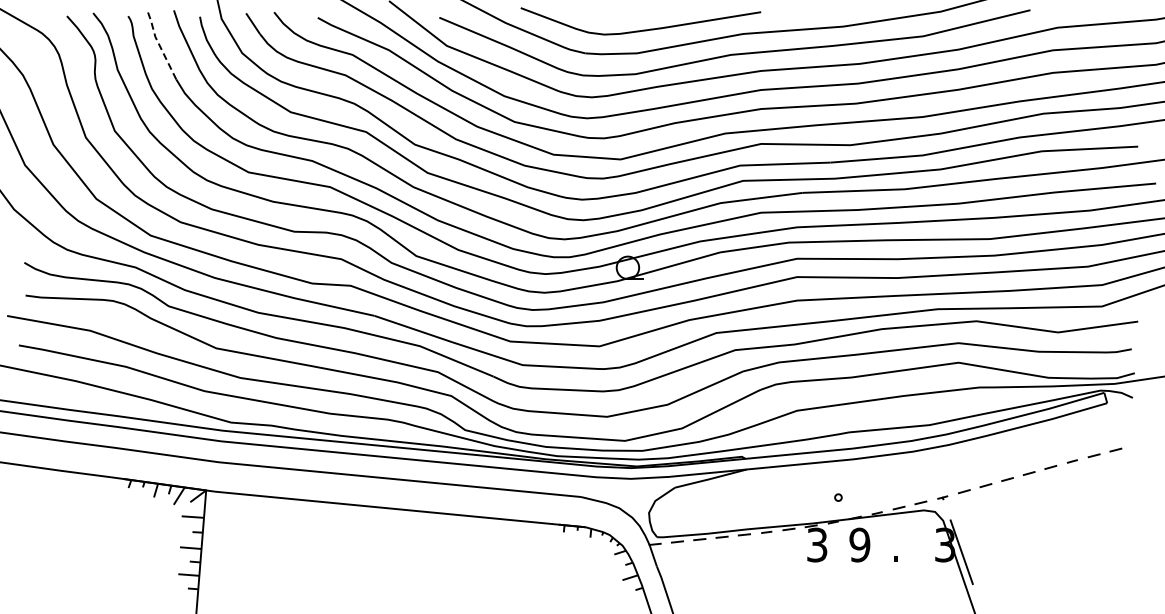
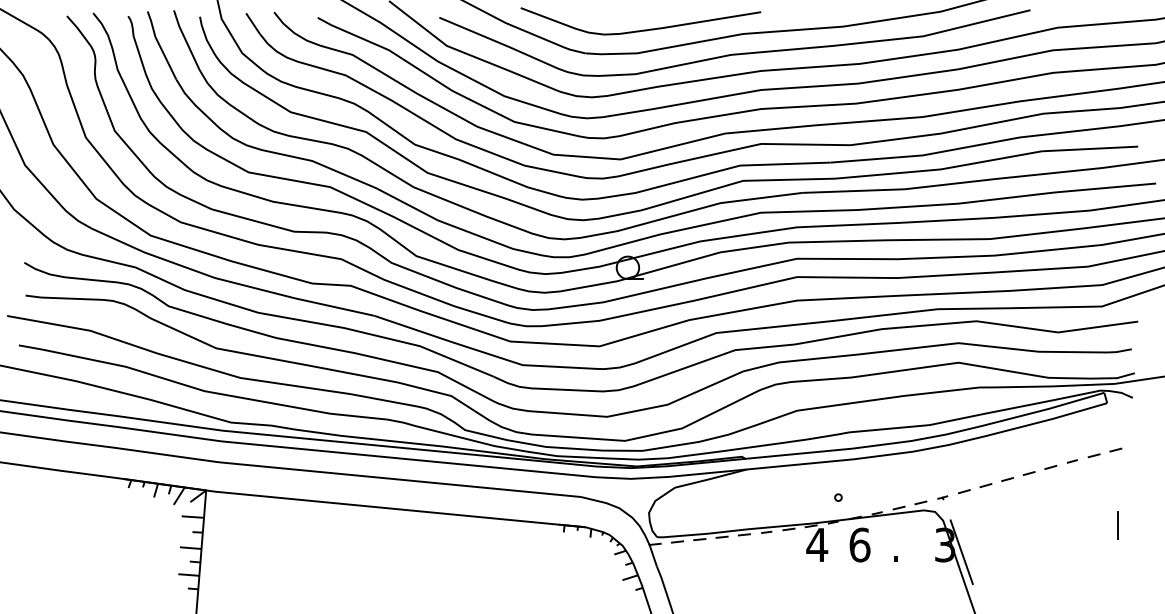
line: dashed -> solid (159, 44)
line: none -> present (1118, 525)
text: 3 -> 4 (817, 544)
text: 9 -> 6 (859, 544)
